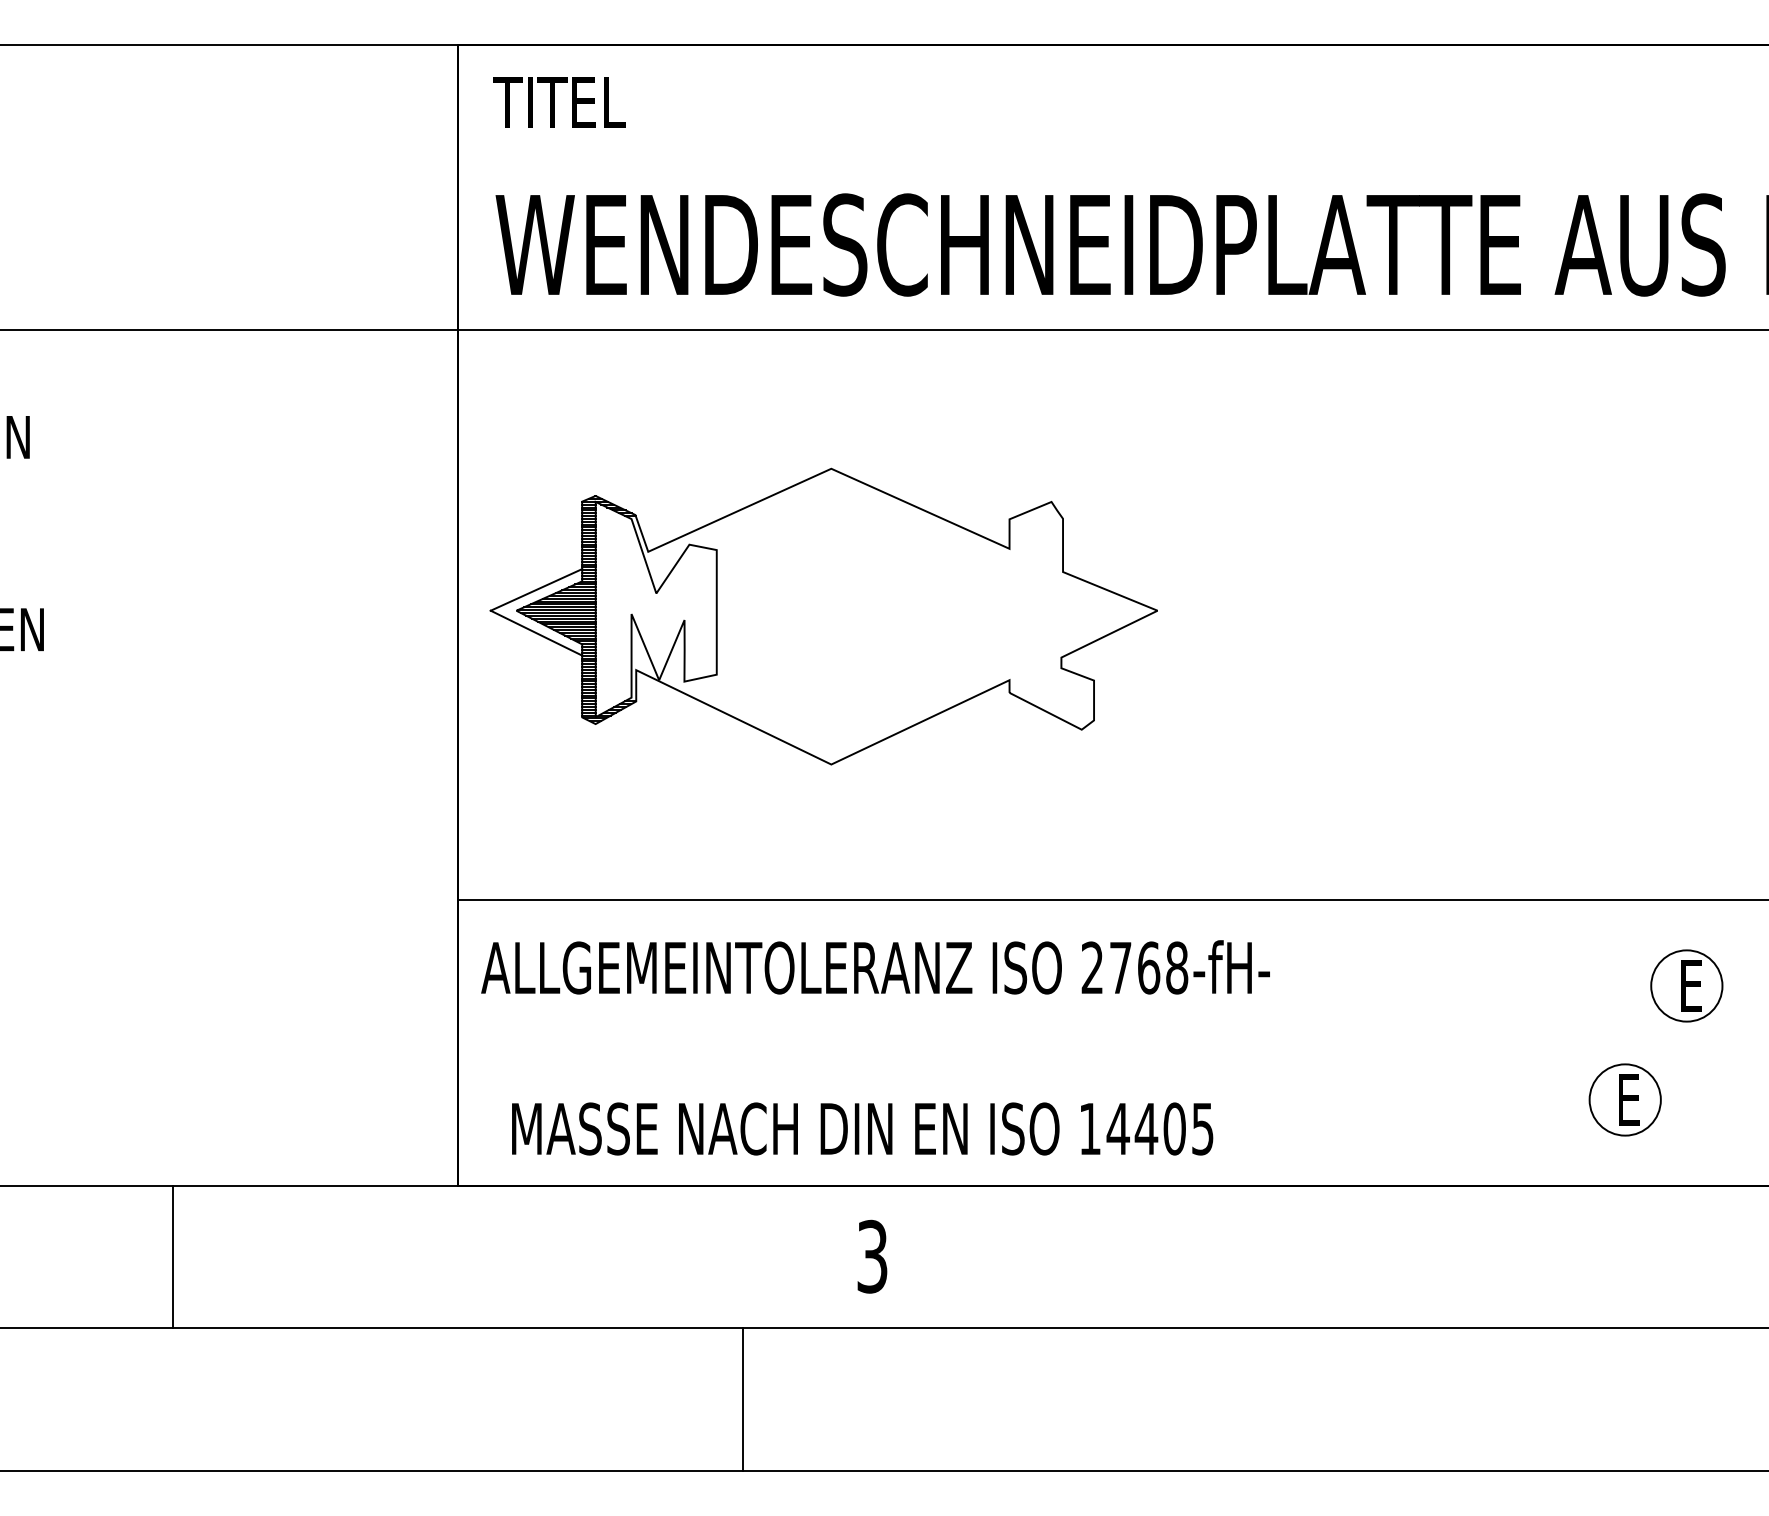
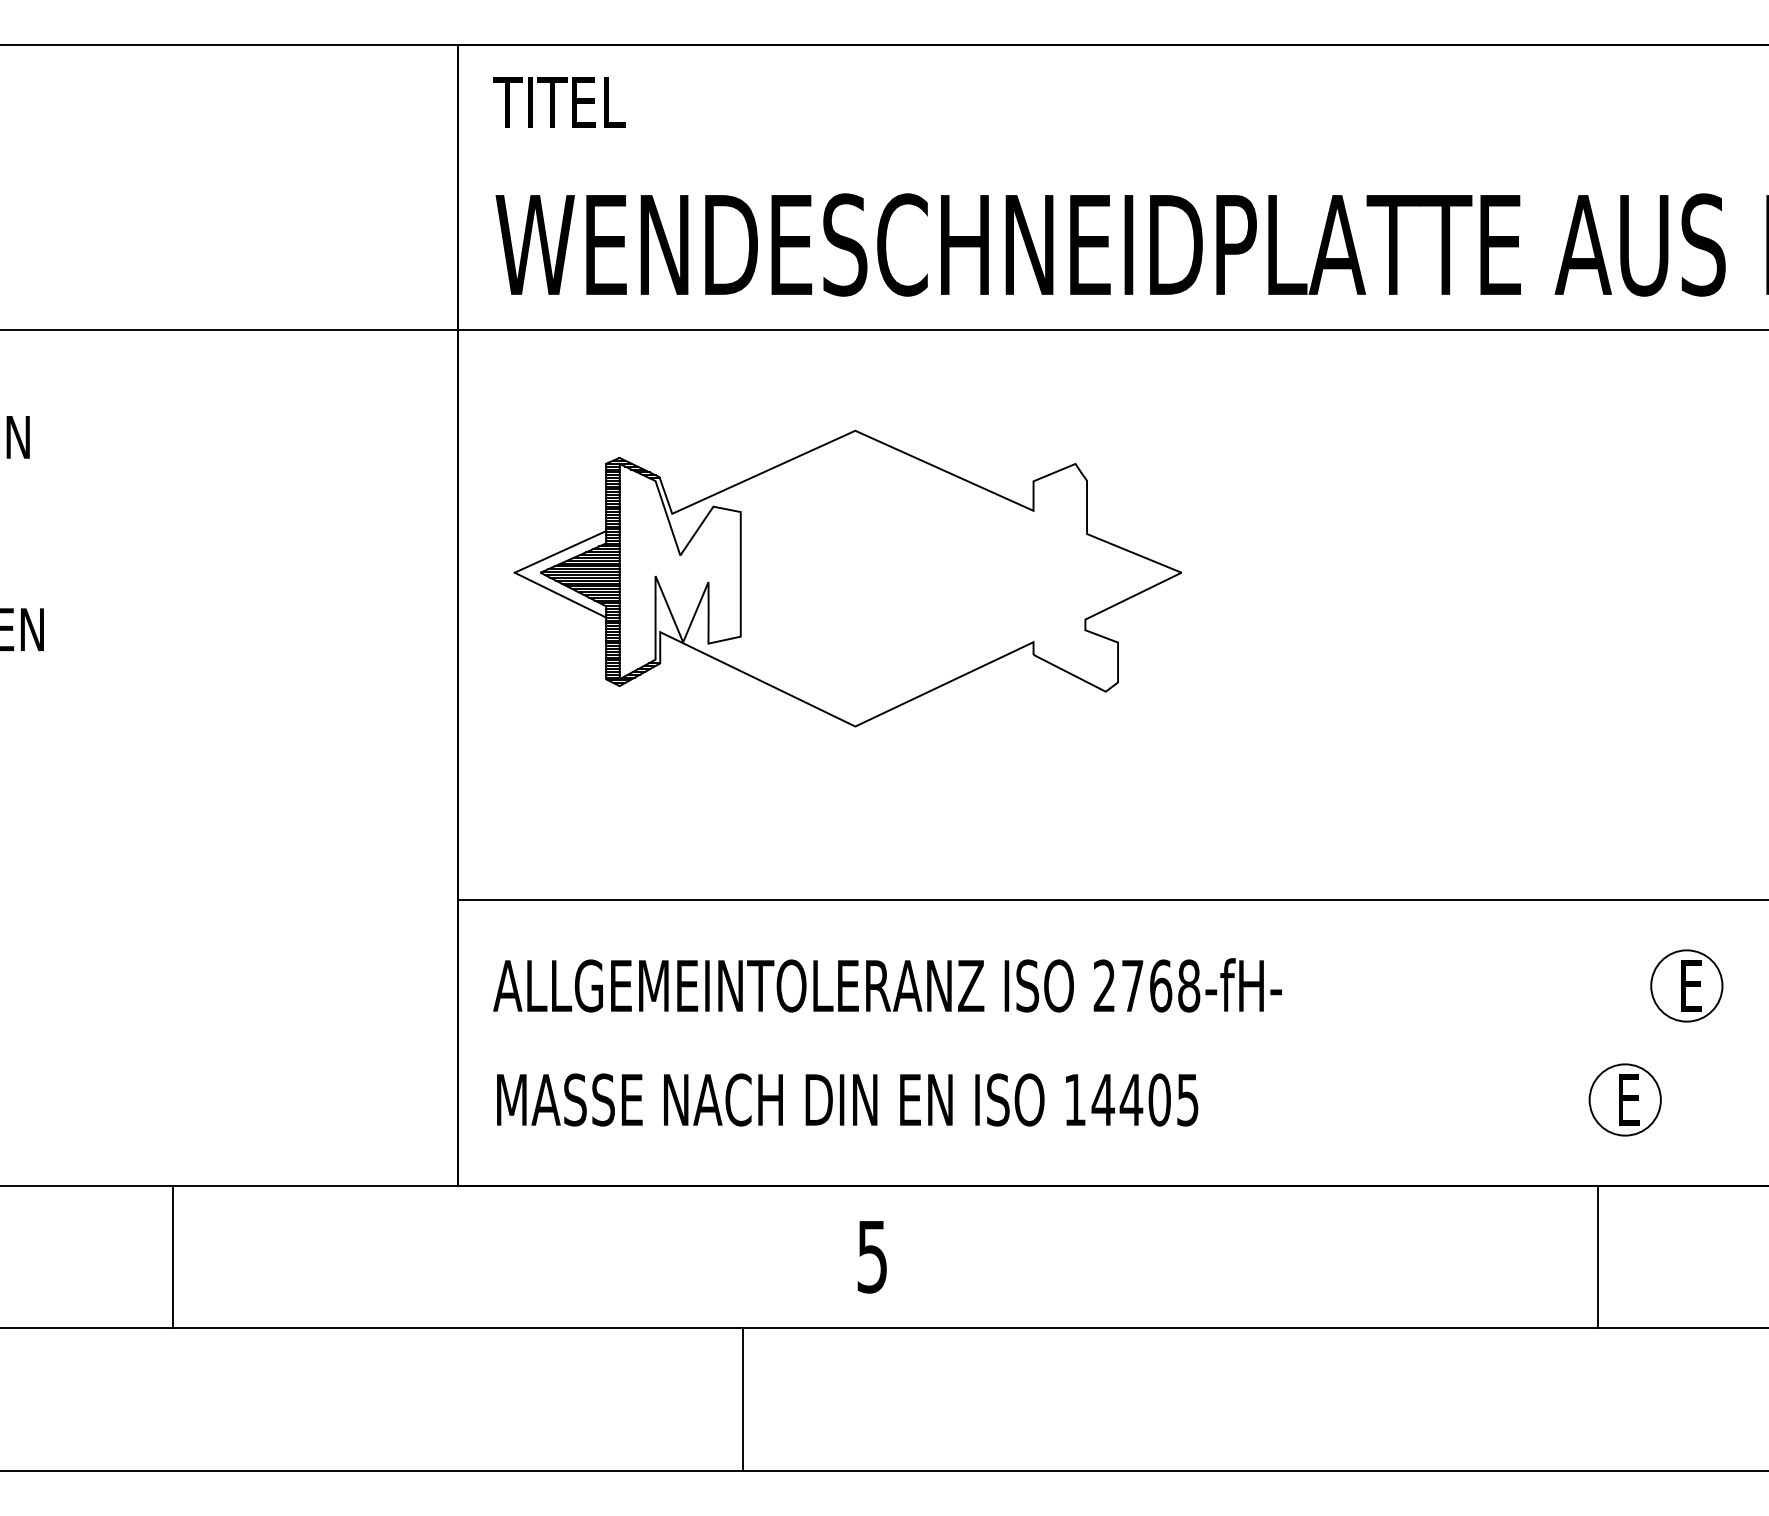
part position: (823, 616) -> (847, 578) (847, 578)
text position: (875, 967) -> (887, 985) (887, 985)
text position: (862, 1128) -> (847, 1099) (847, 1099)
text: 3 -> 5 (872, 1256)
line: none -> present (1597, 1256)
